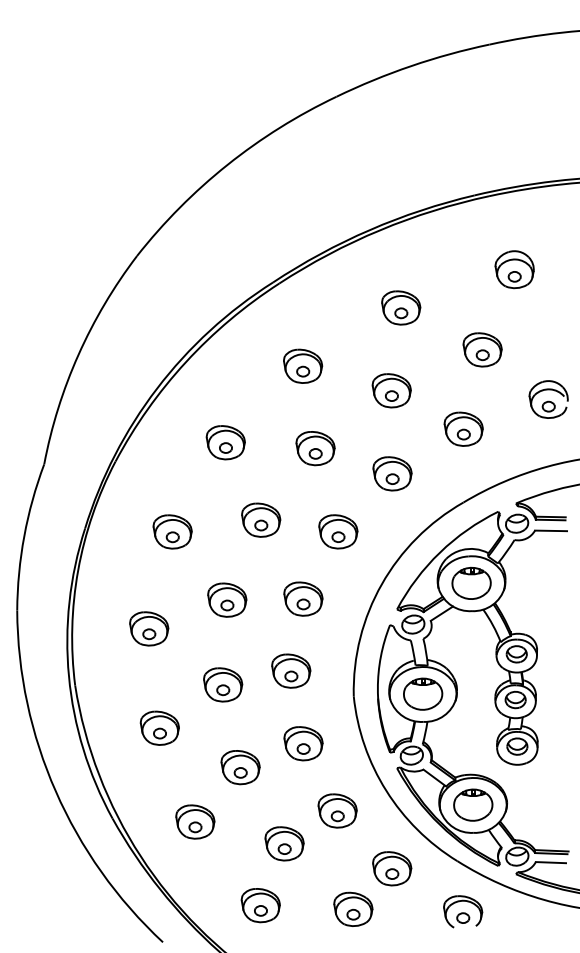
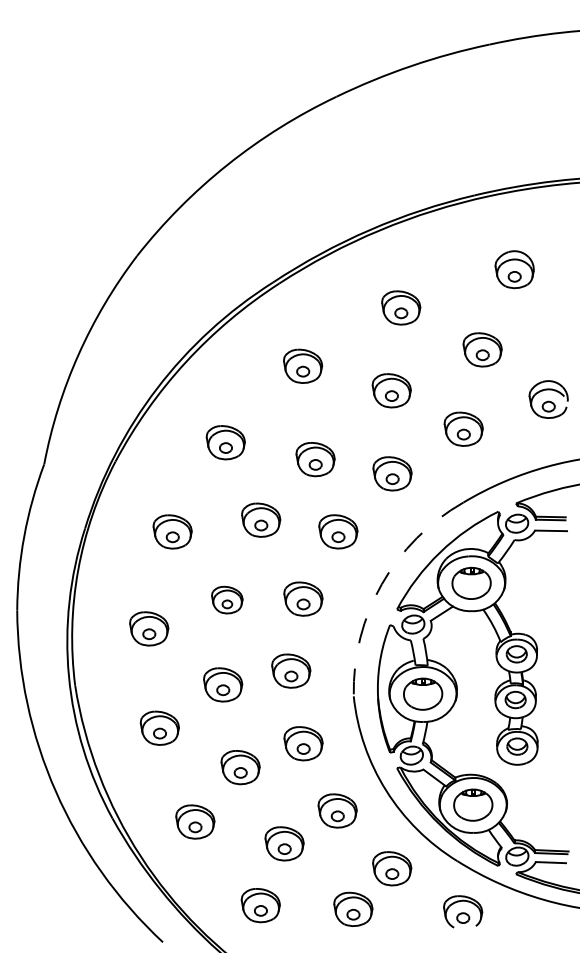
part position: (315, 448) -> (315, 459) (315, 459)
arc: solid -> dashed (381, 584)
part size: 41x36 px -> 33x30 px (227, 599)
